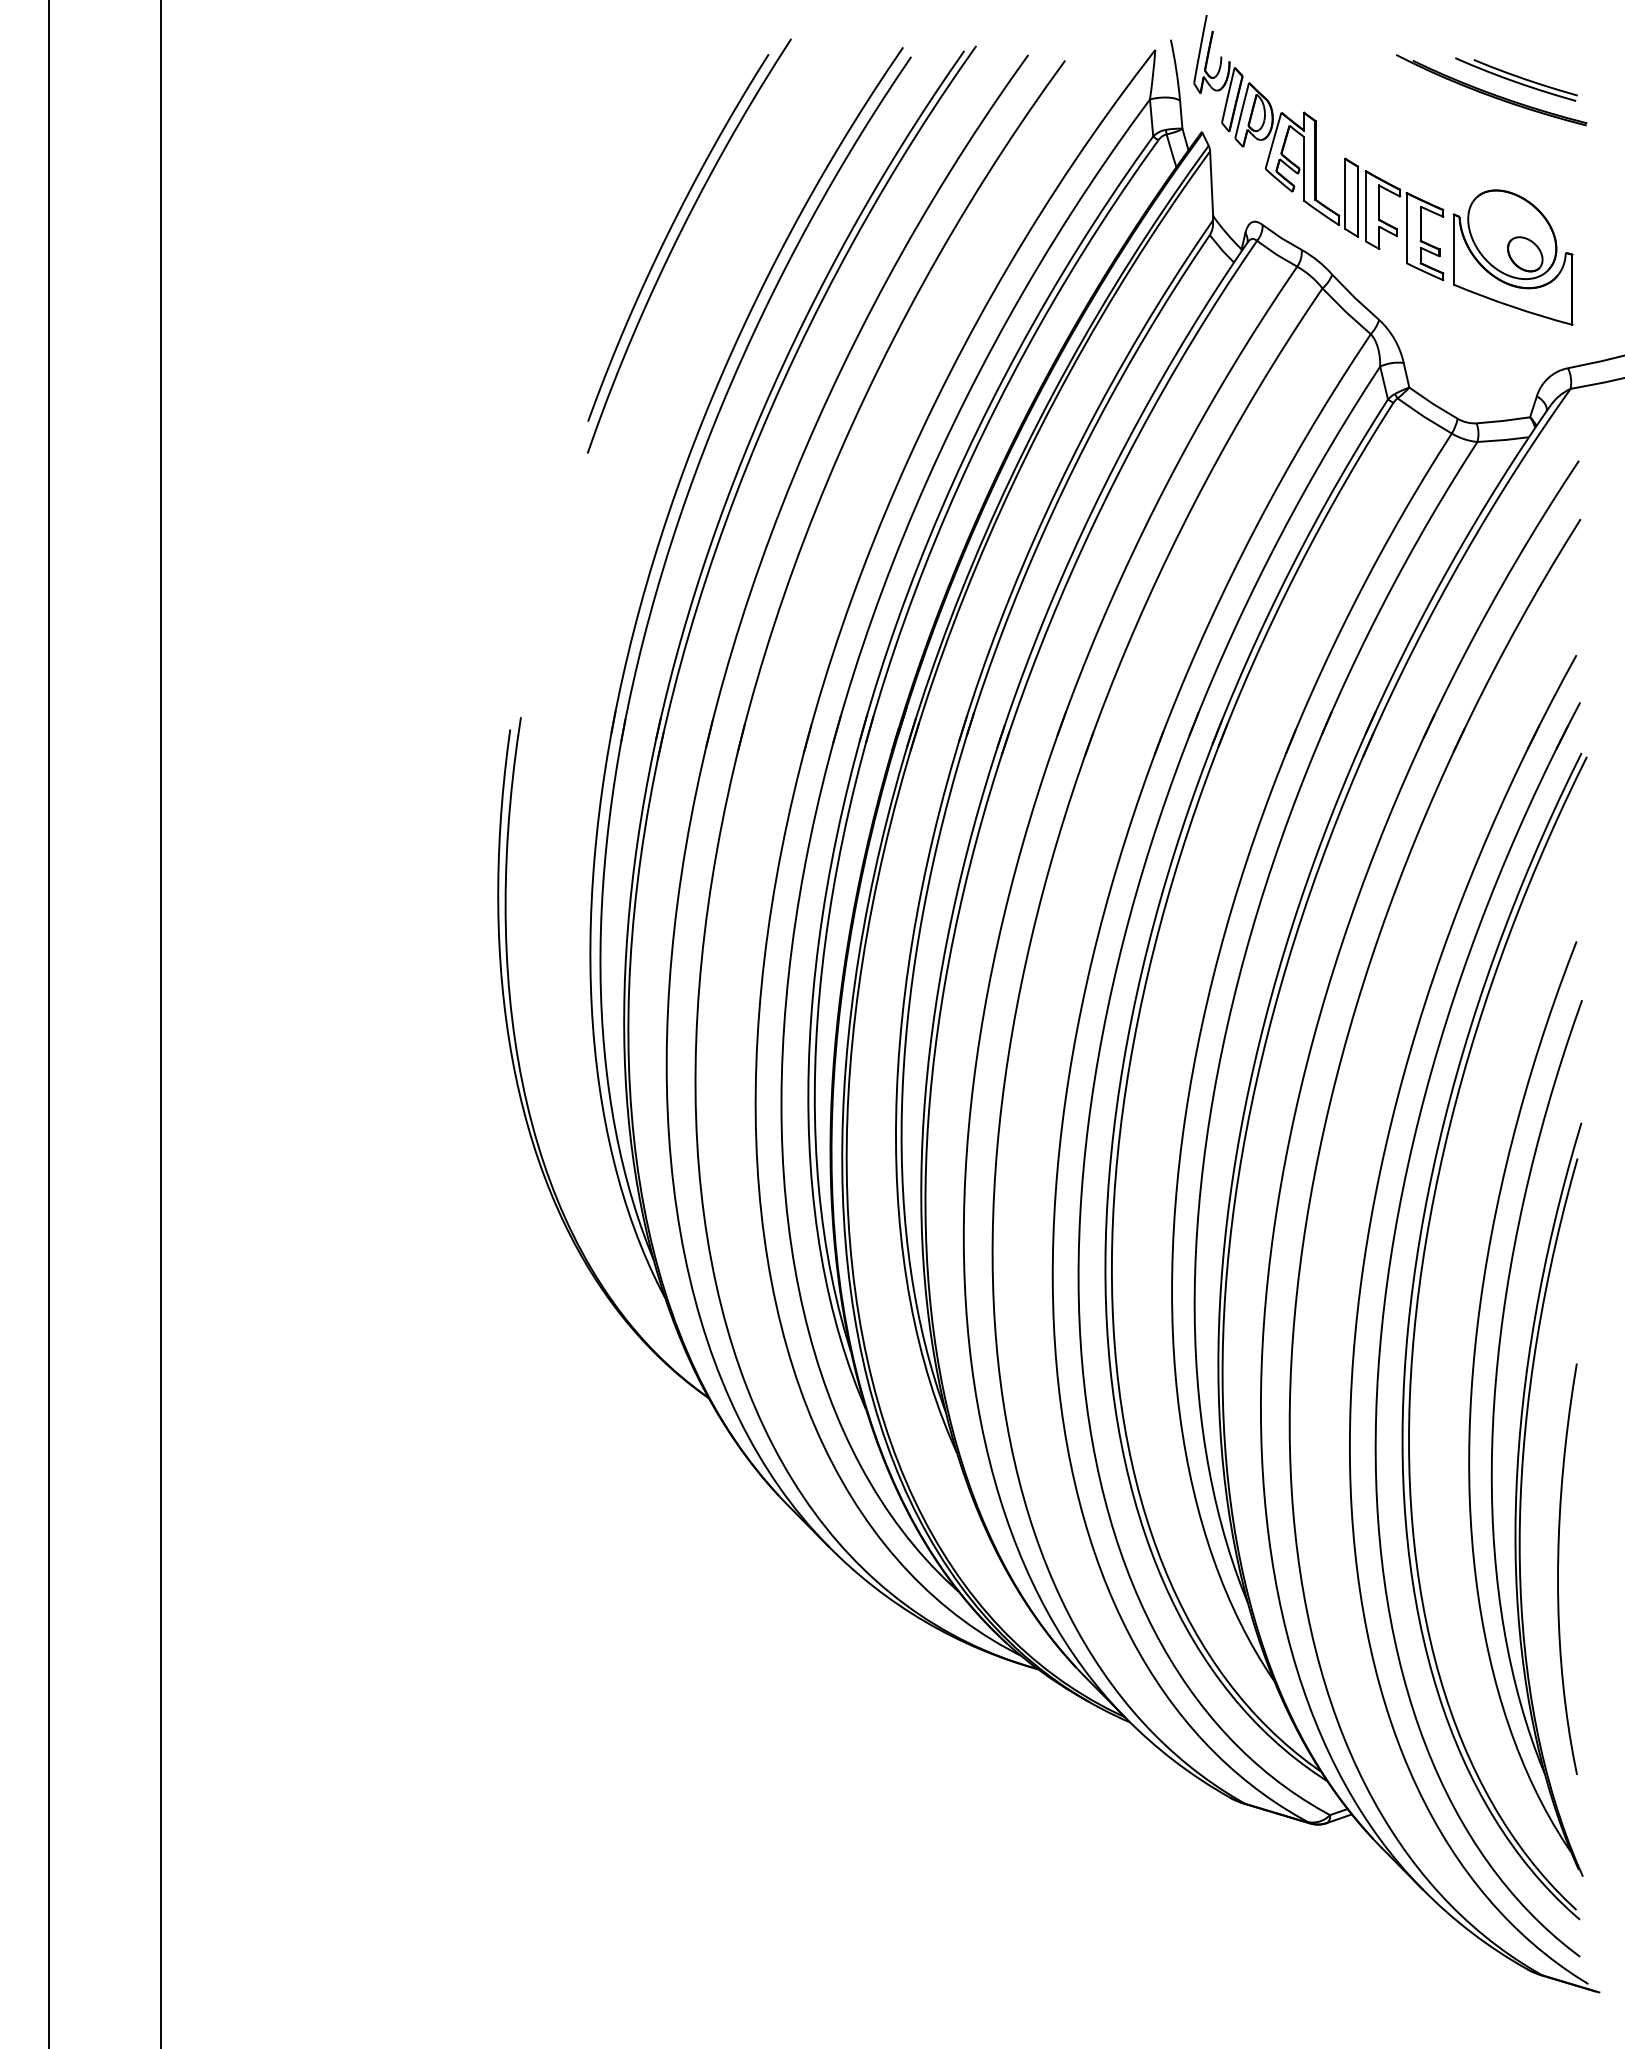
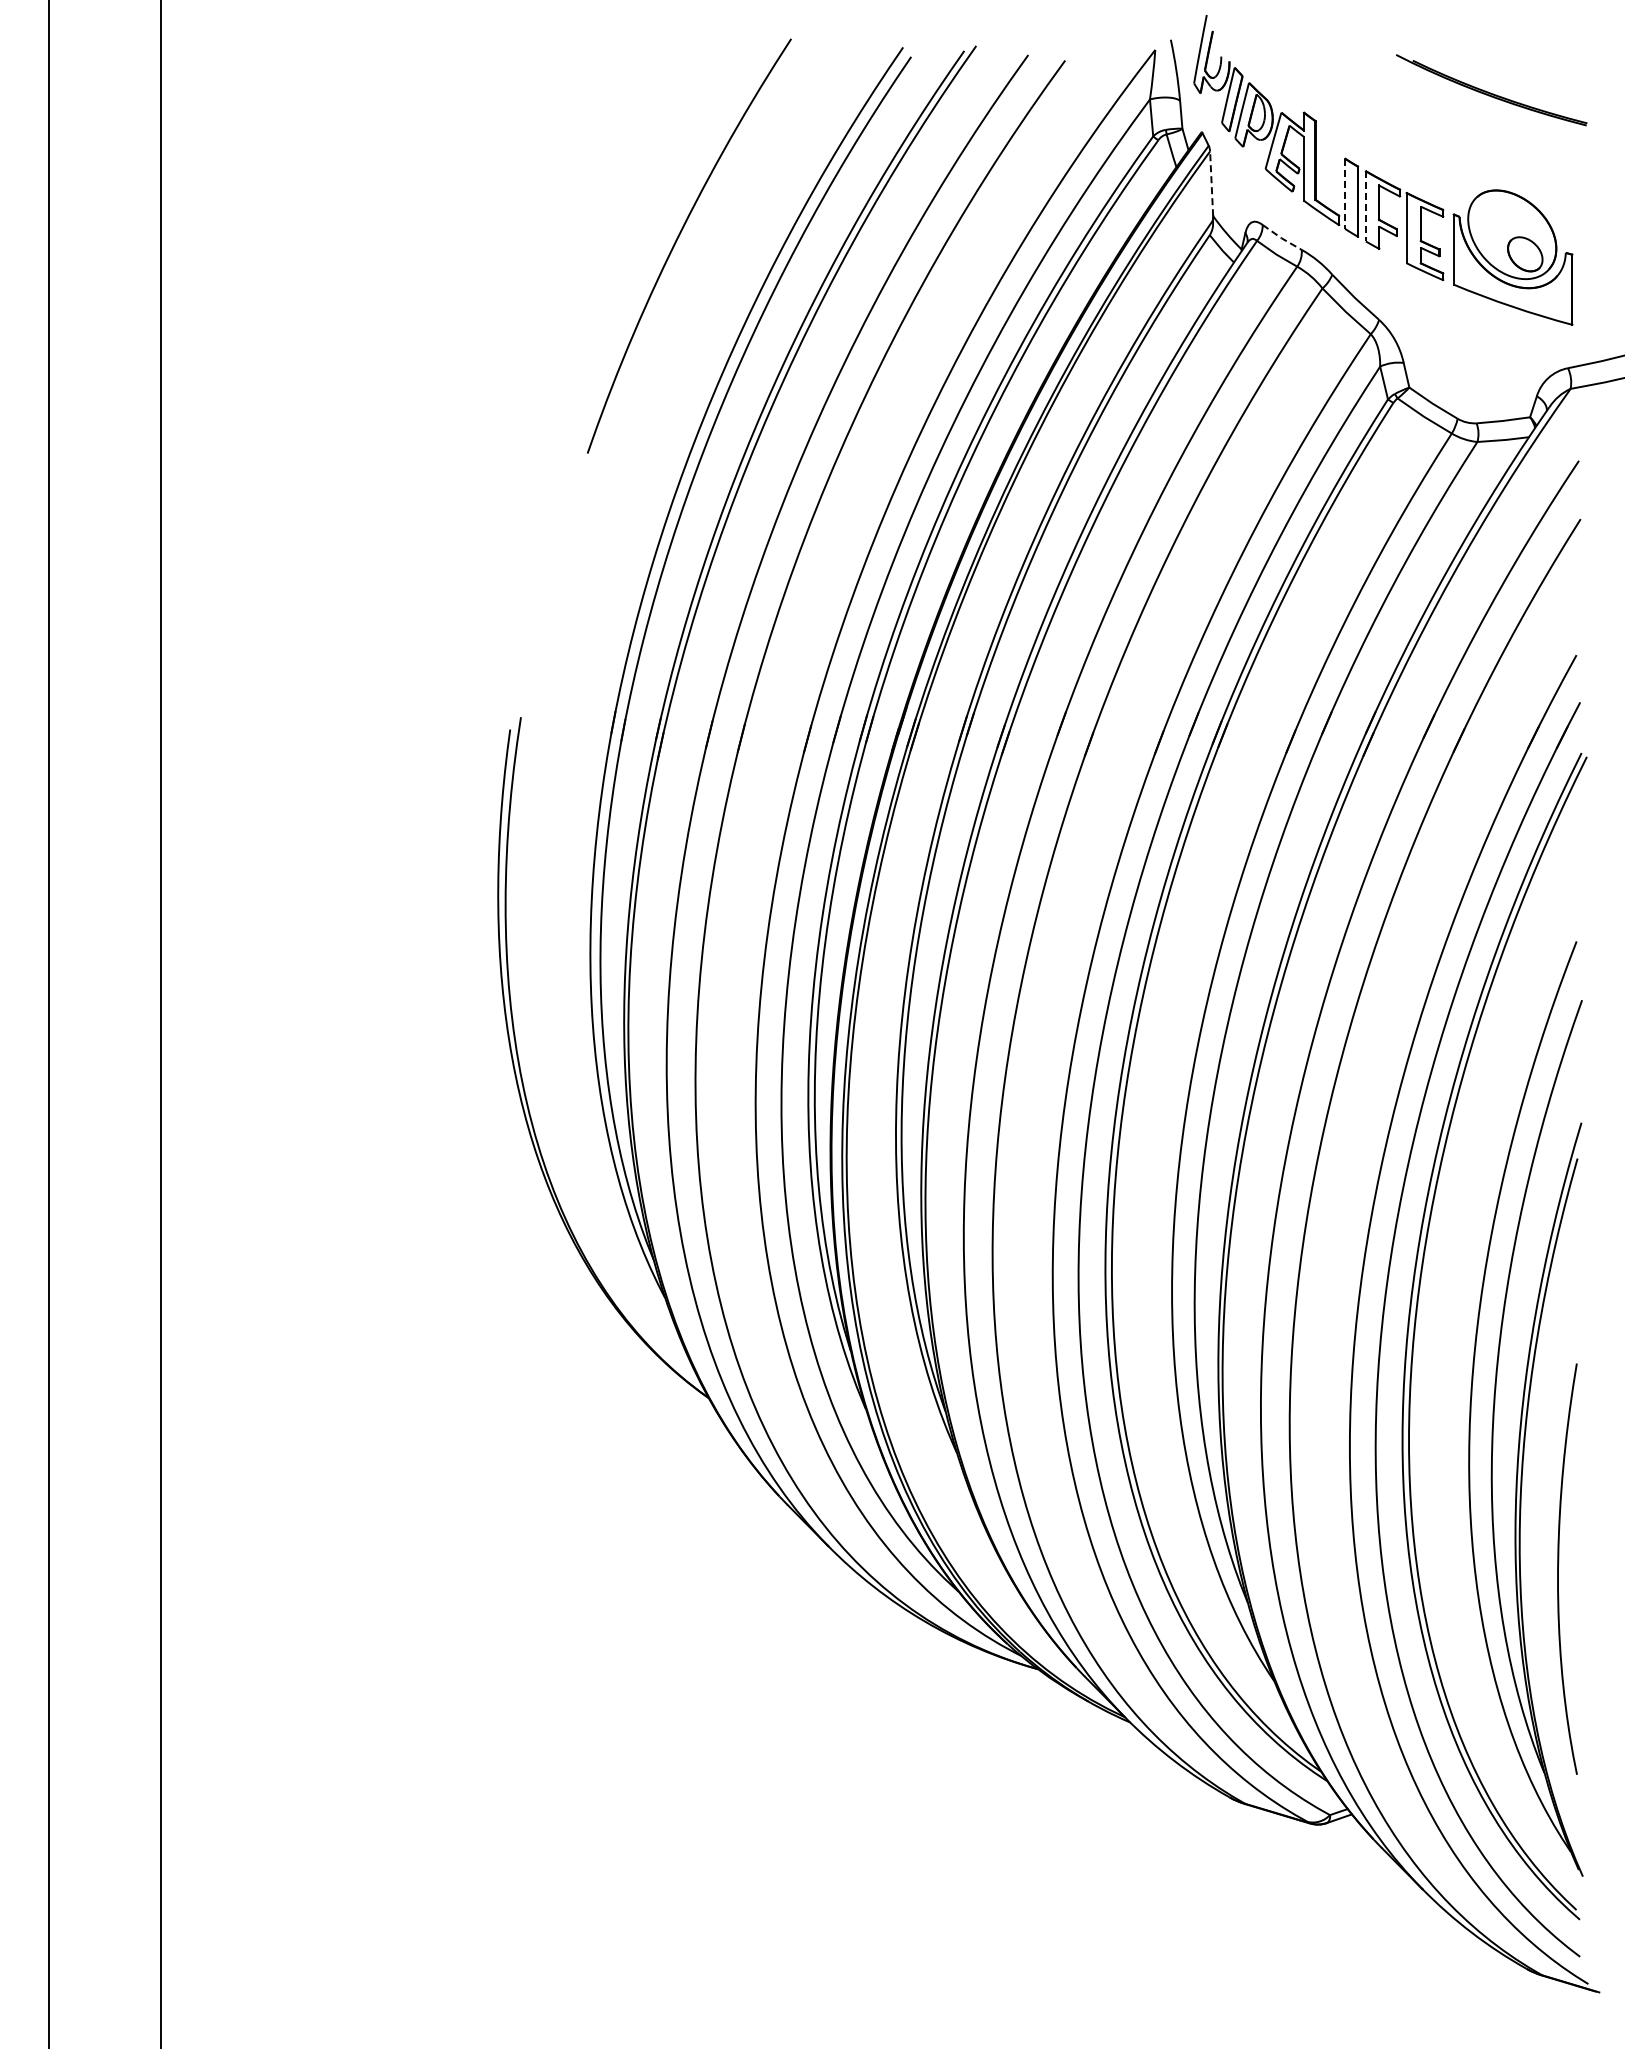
part: present -> none (1516, 79)
line: solid -> dashed (1211, 183)
line: solid -> dashed (1345, 194)
line: solid -> dashed (1365, 206)
curve: present -> none (669, 233)
line: solid -> dashed (1281, 238)
